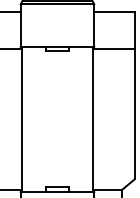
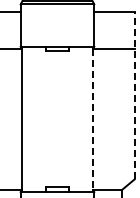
line: solid -> dashed (134, 95)
line: solid -> dashed (93, 119)
